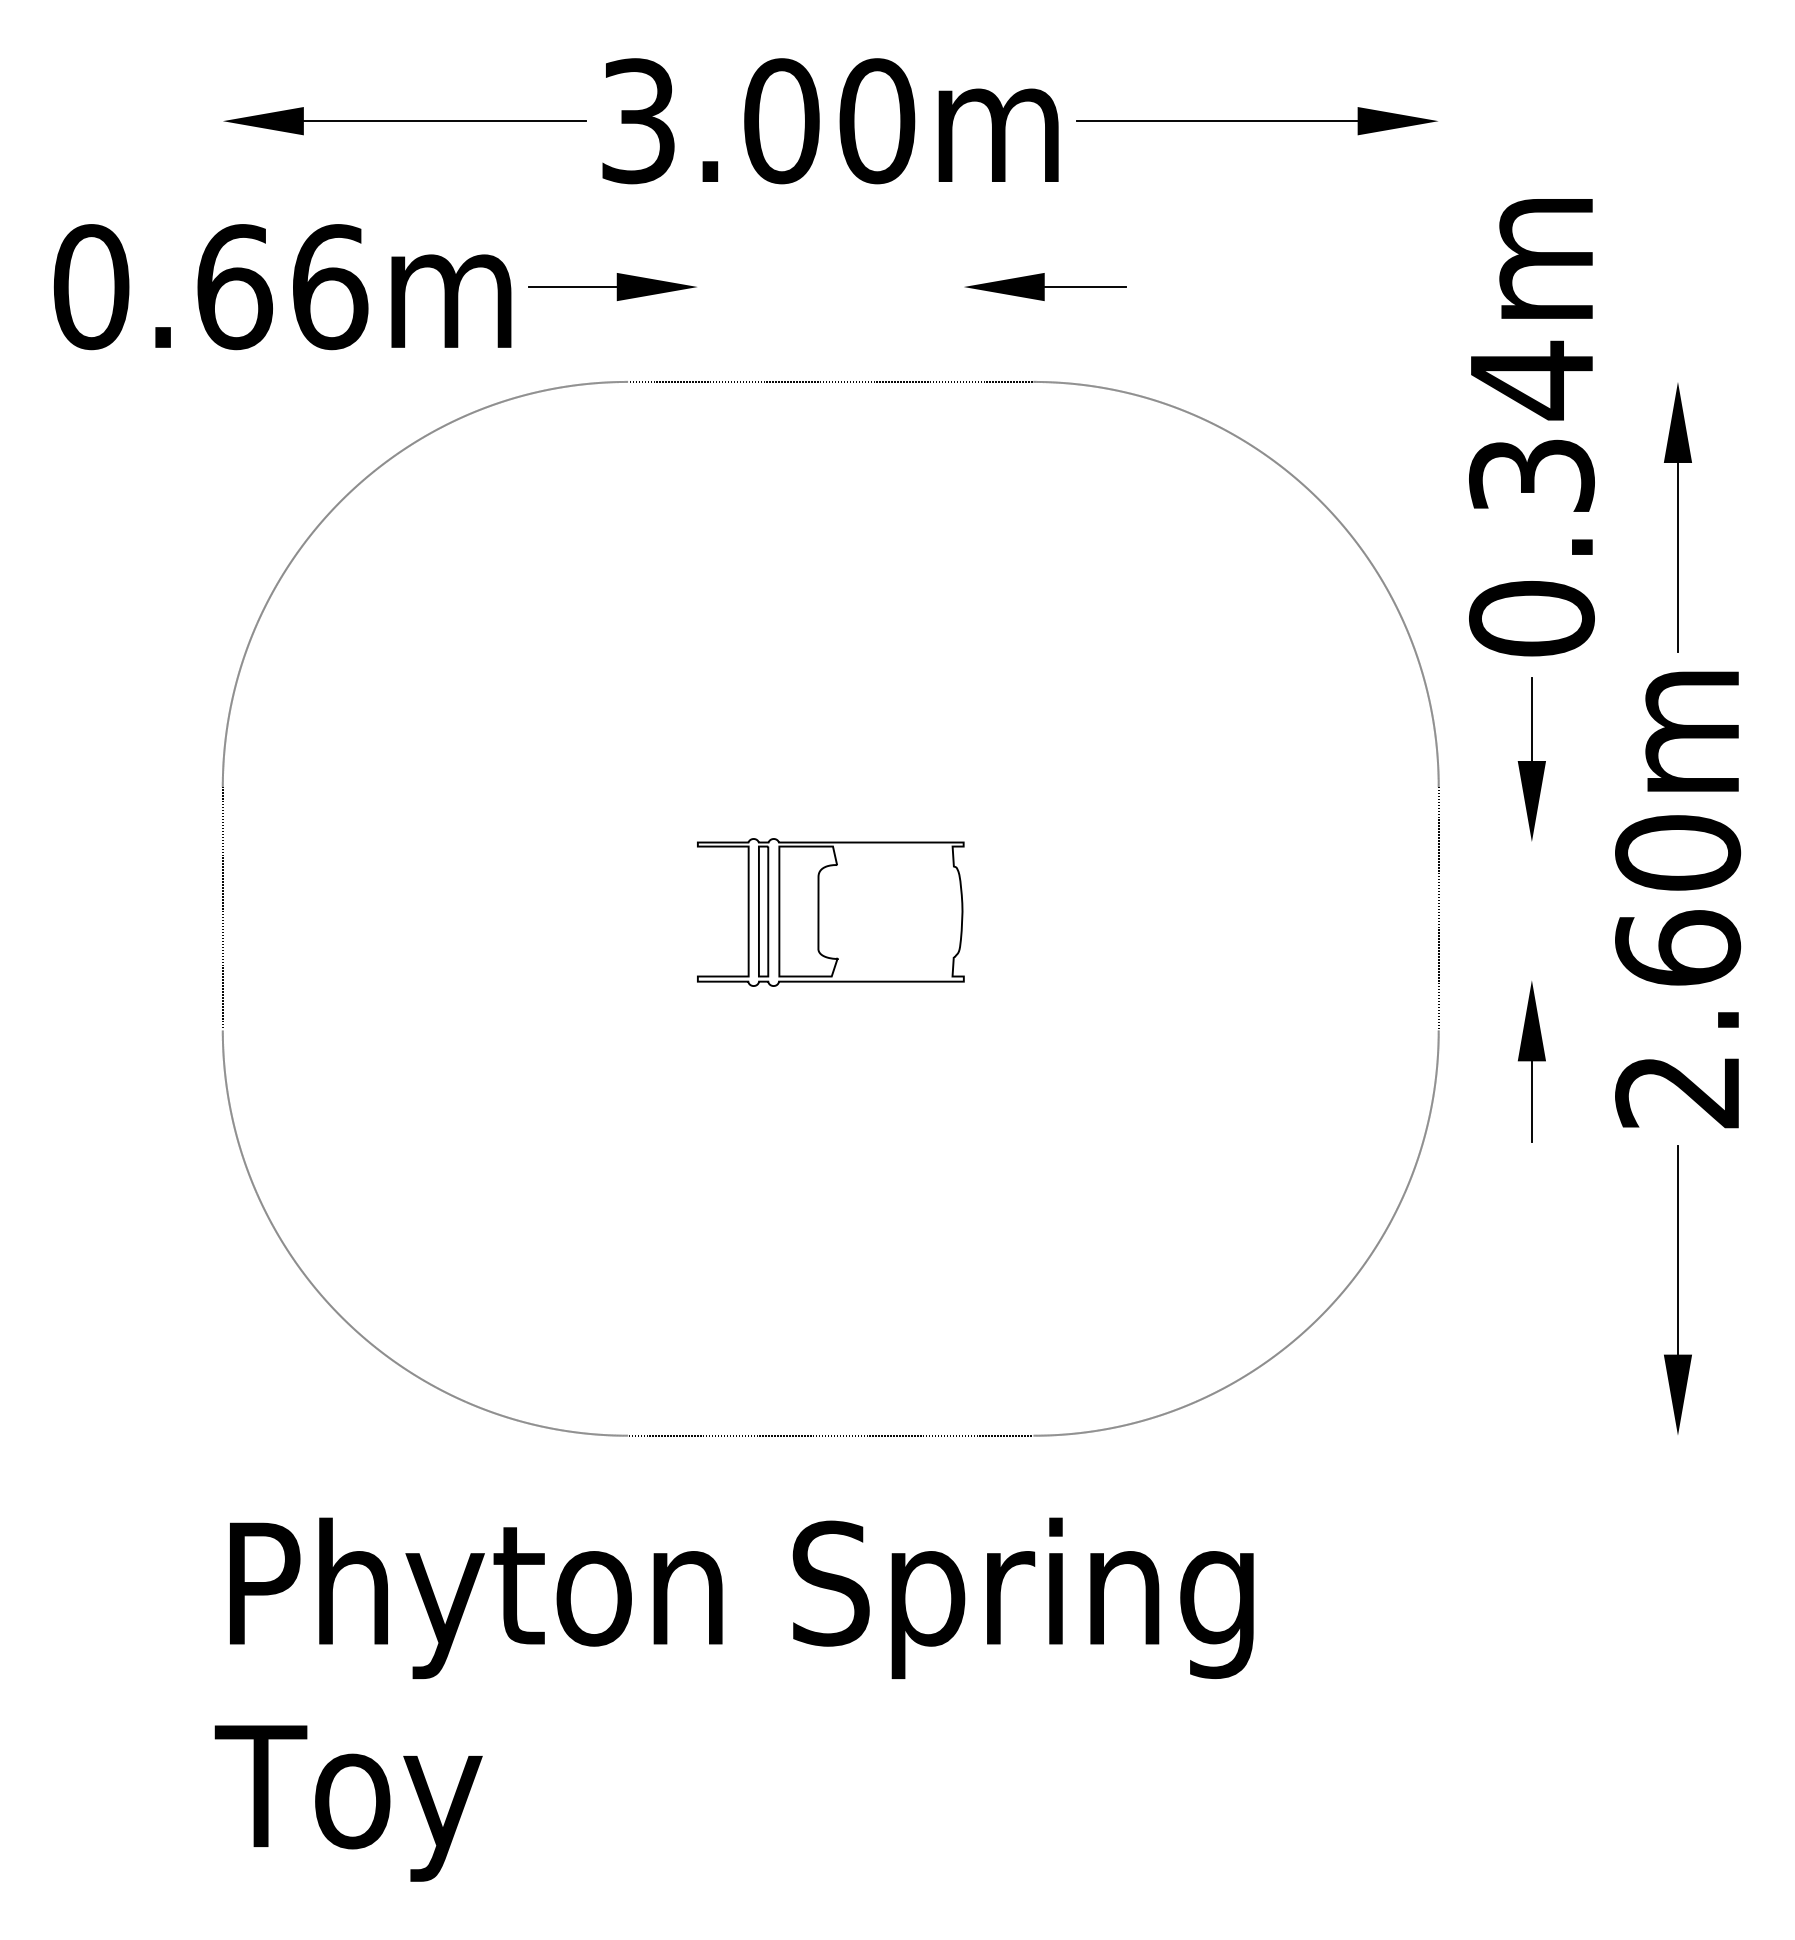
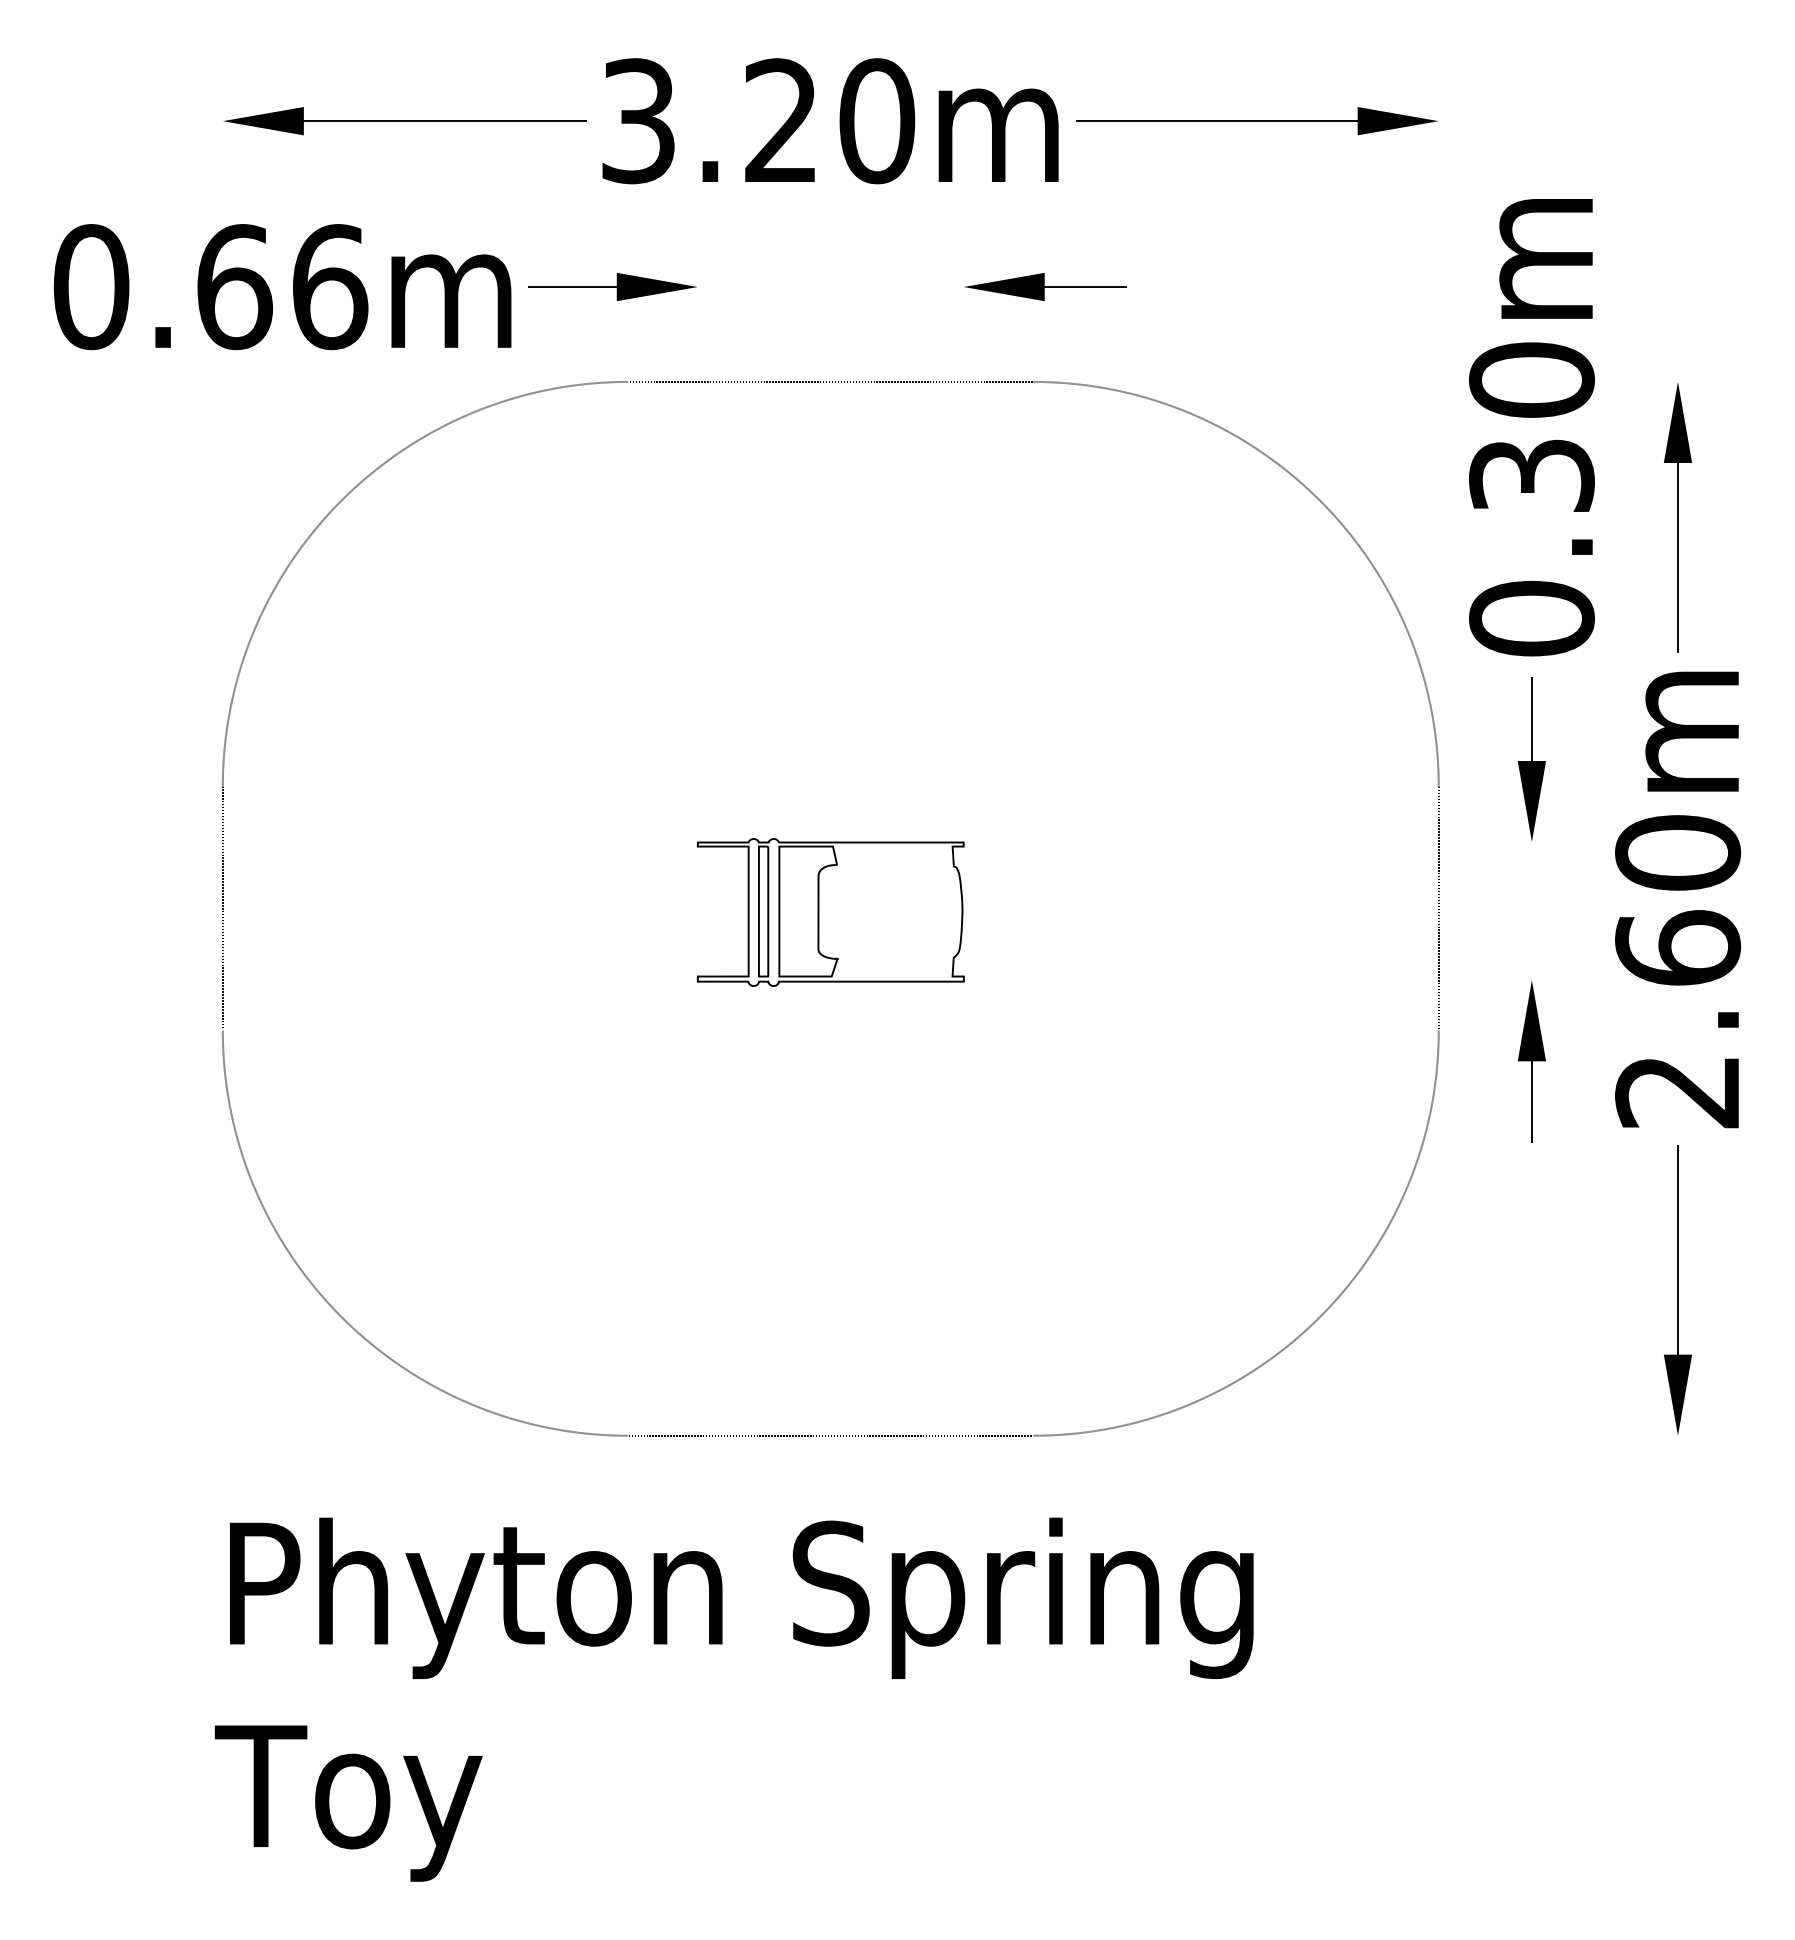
text: 3.00m -> 3.20m (781, 121)
text: 0.34m -> 0.30m (1531, 380)
